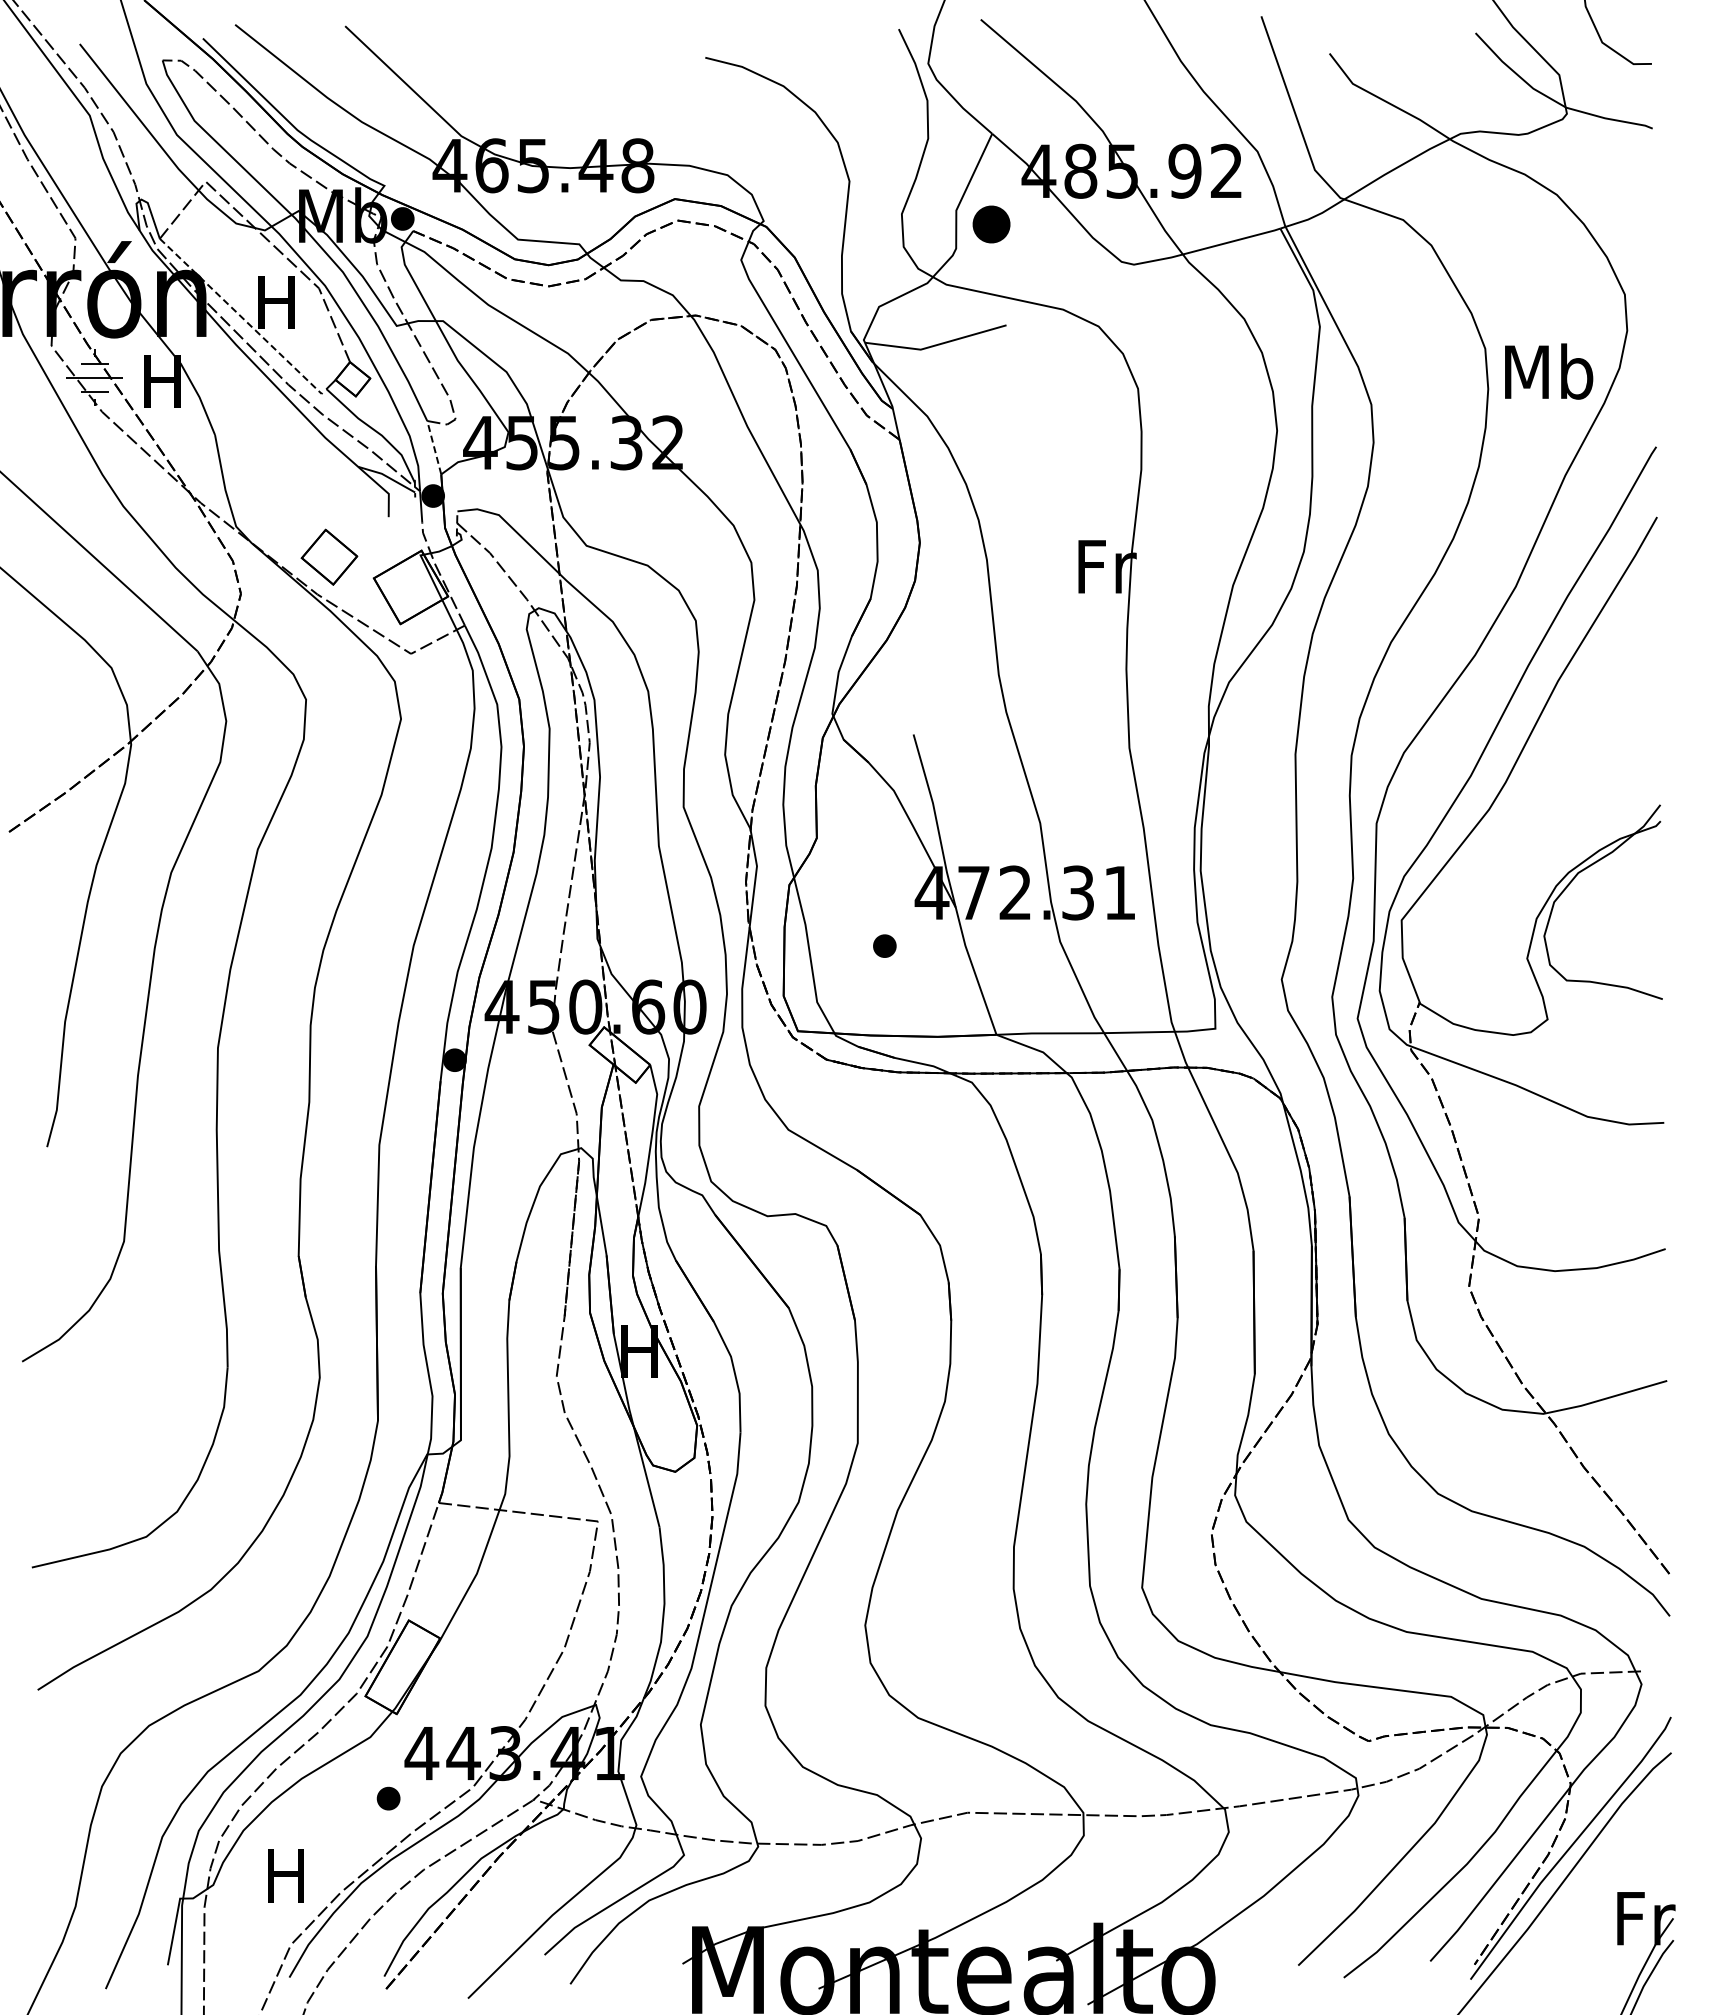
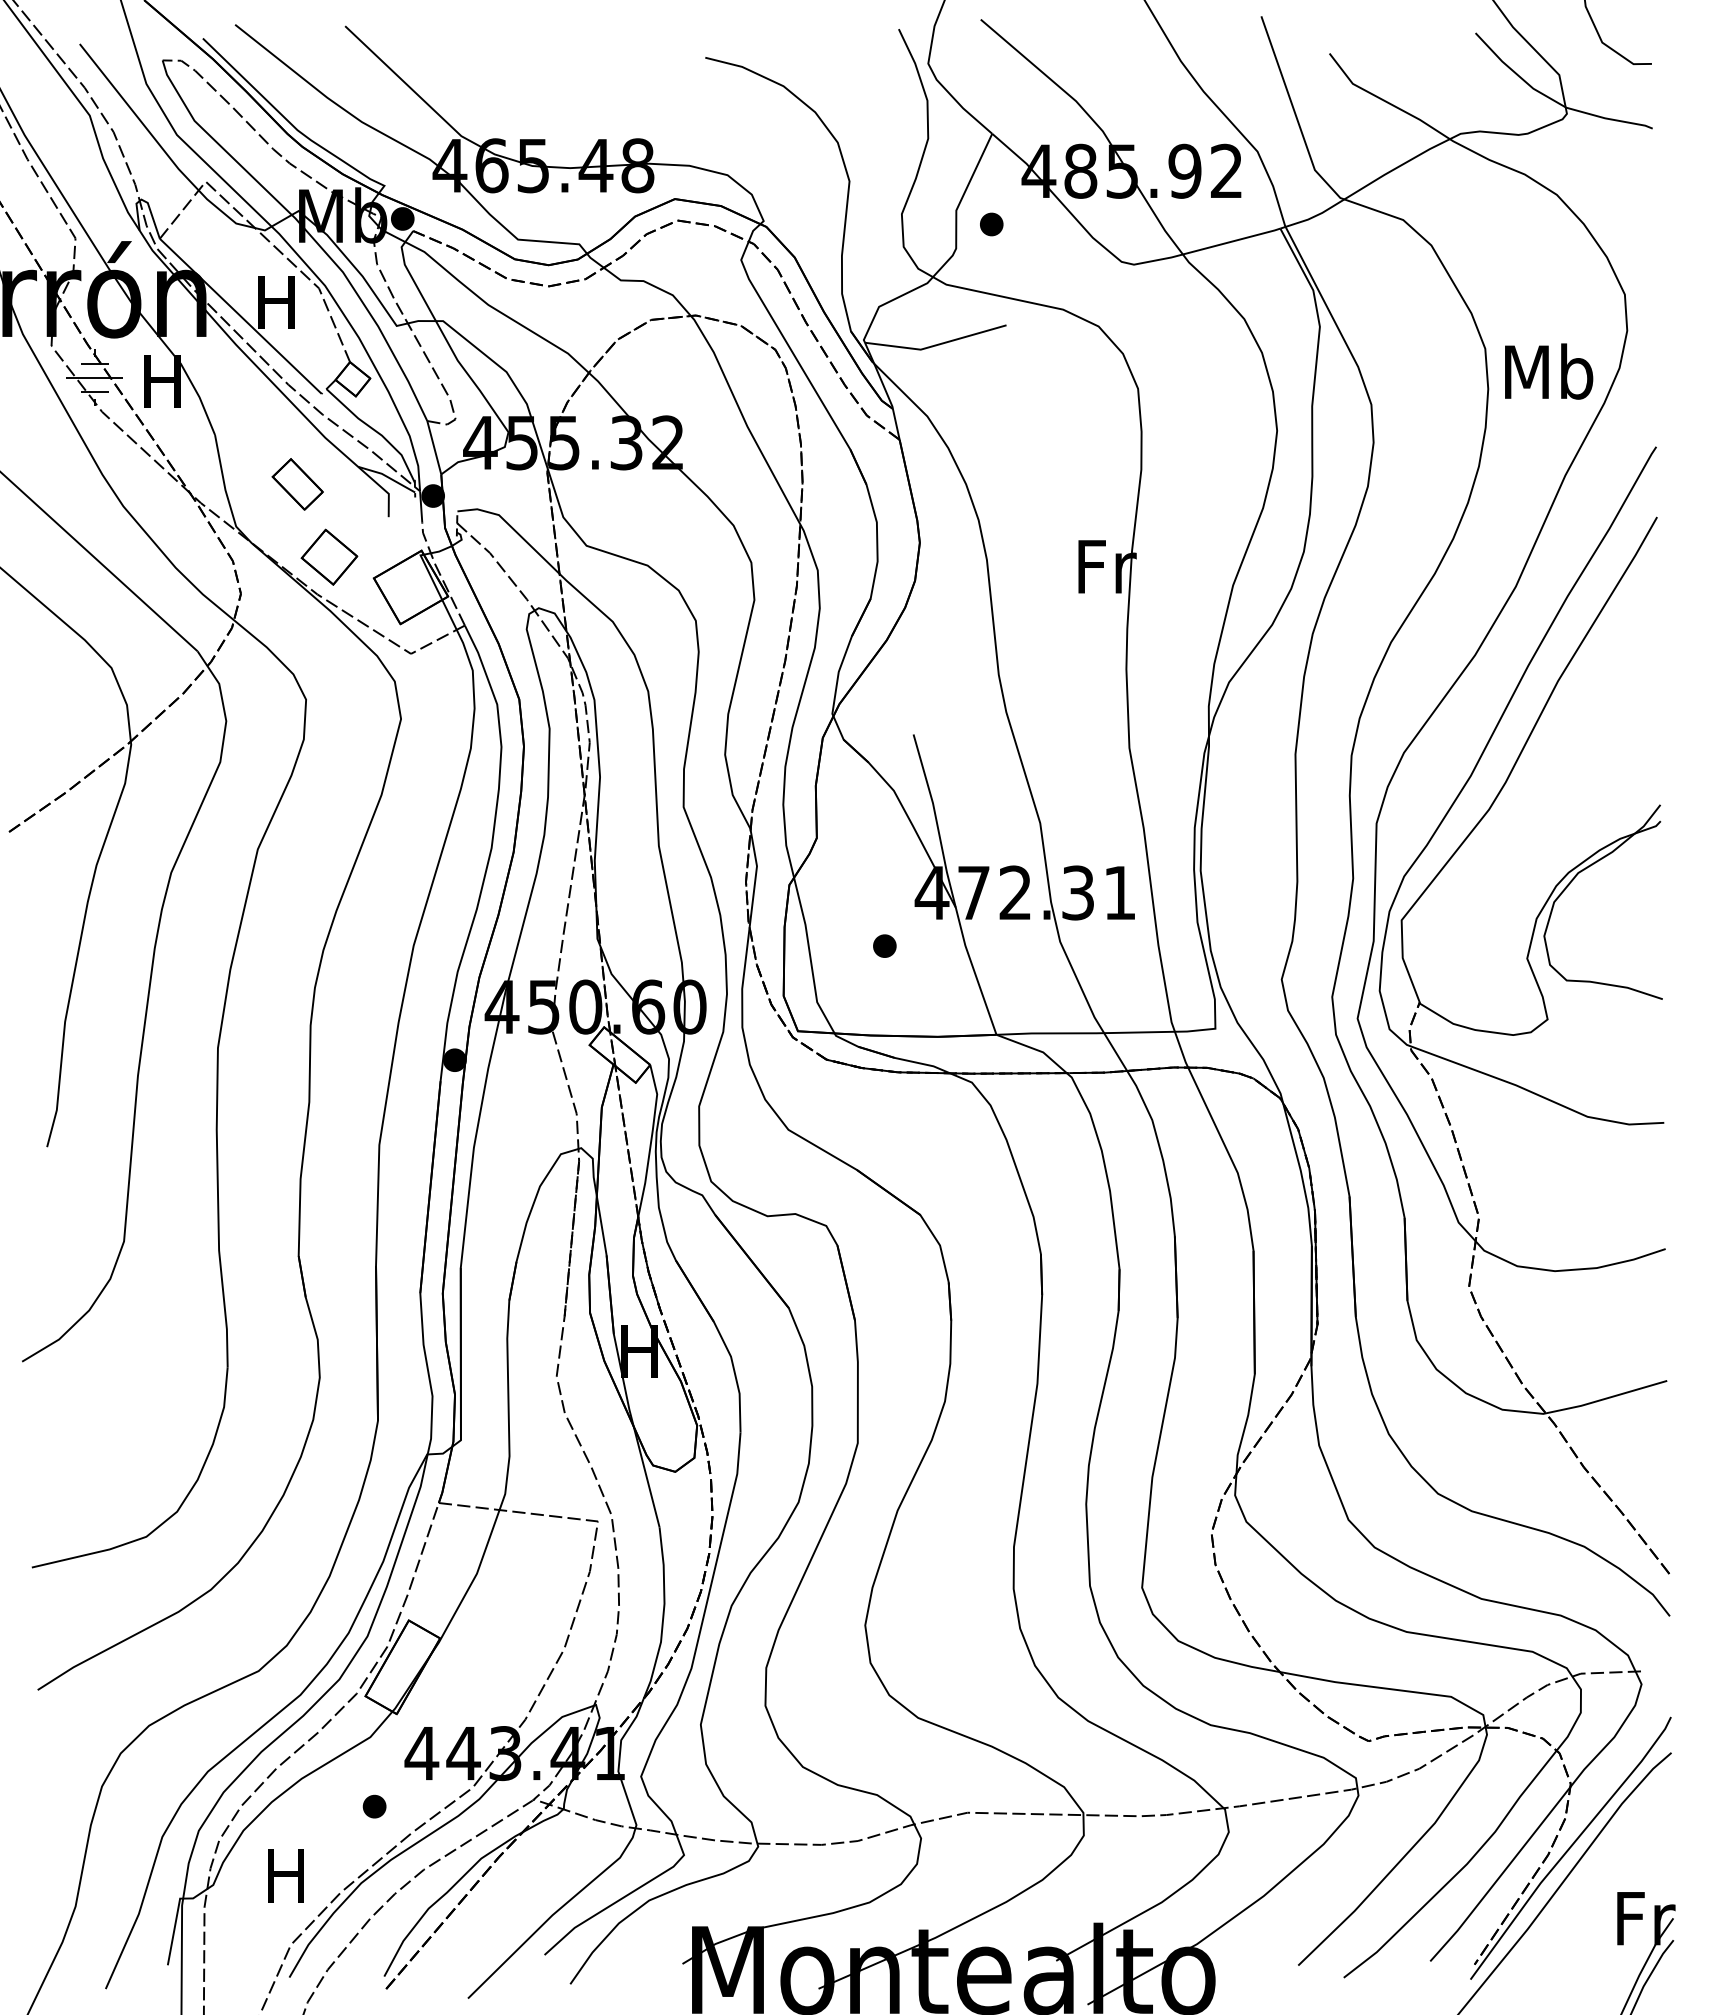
part size: 39x39 px -> 24x25 px (991, 224)
line: dashed -> solid (241, 316)
line: dashed -> solid (434, 447)
part: none -> present (297, 484)
part position: (388, 1798) -> (374, 1806) (374, 1806)
